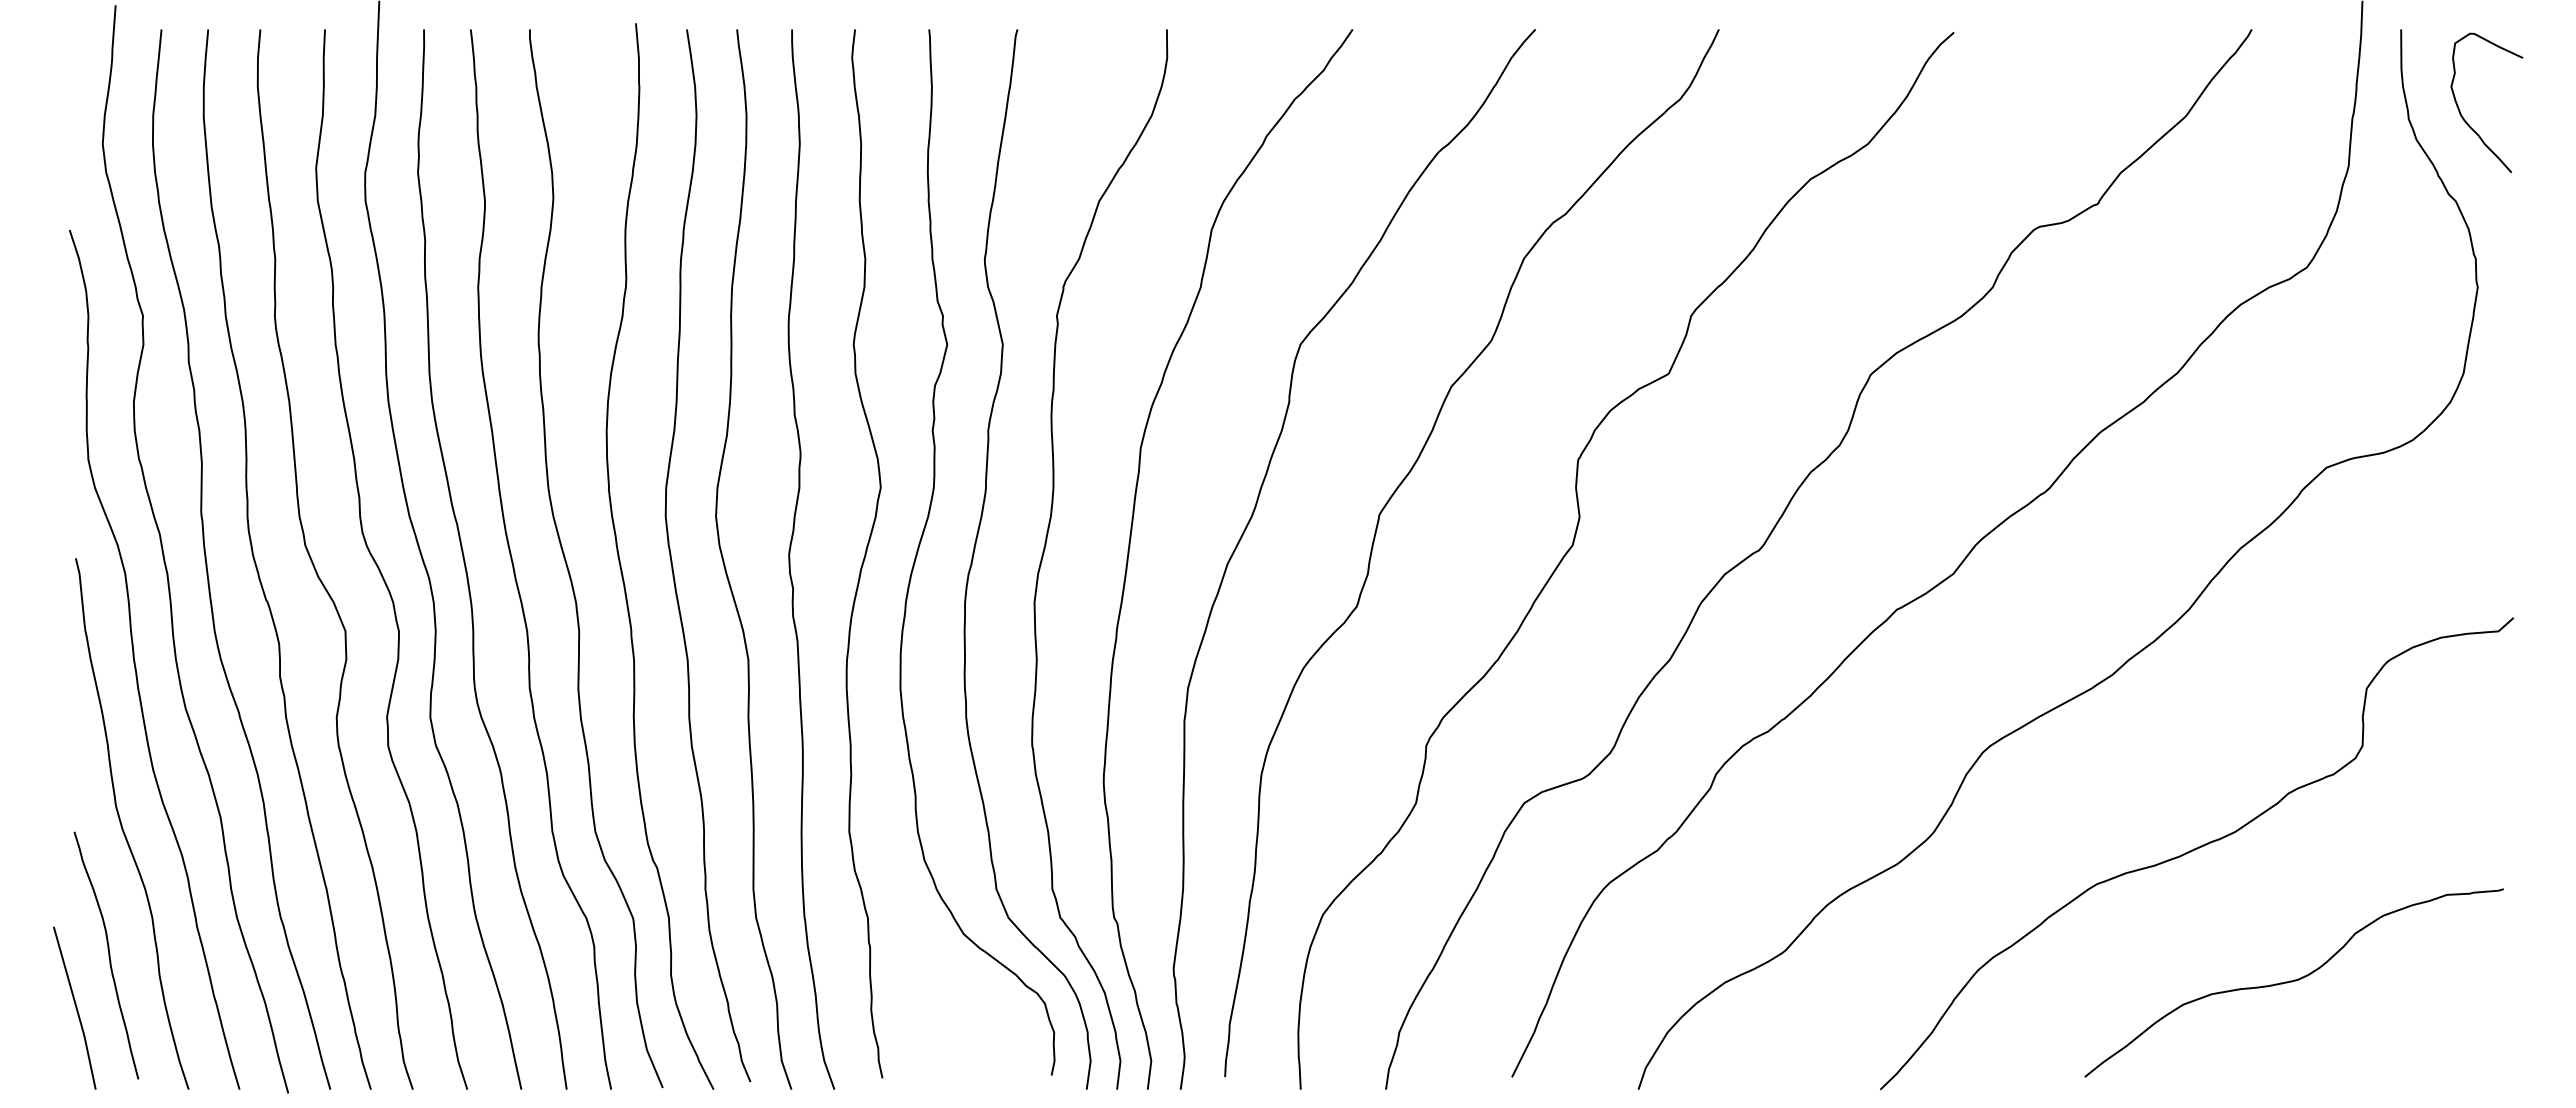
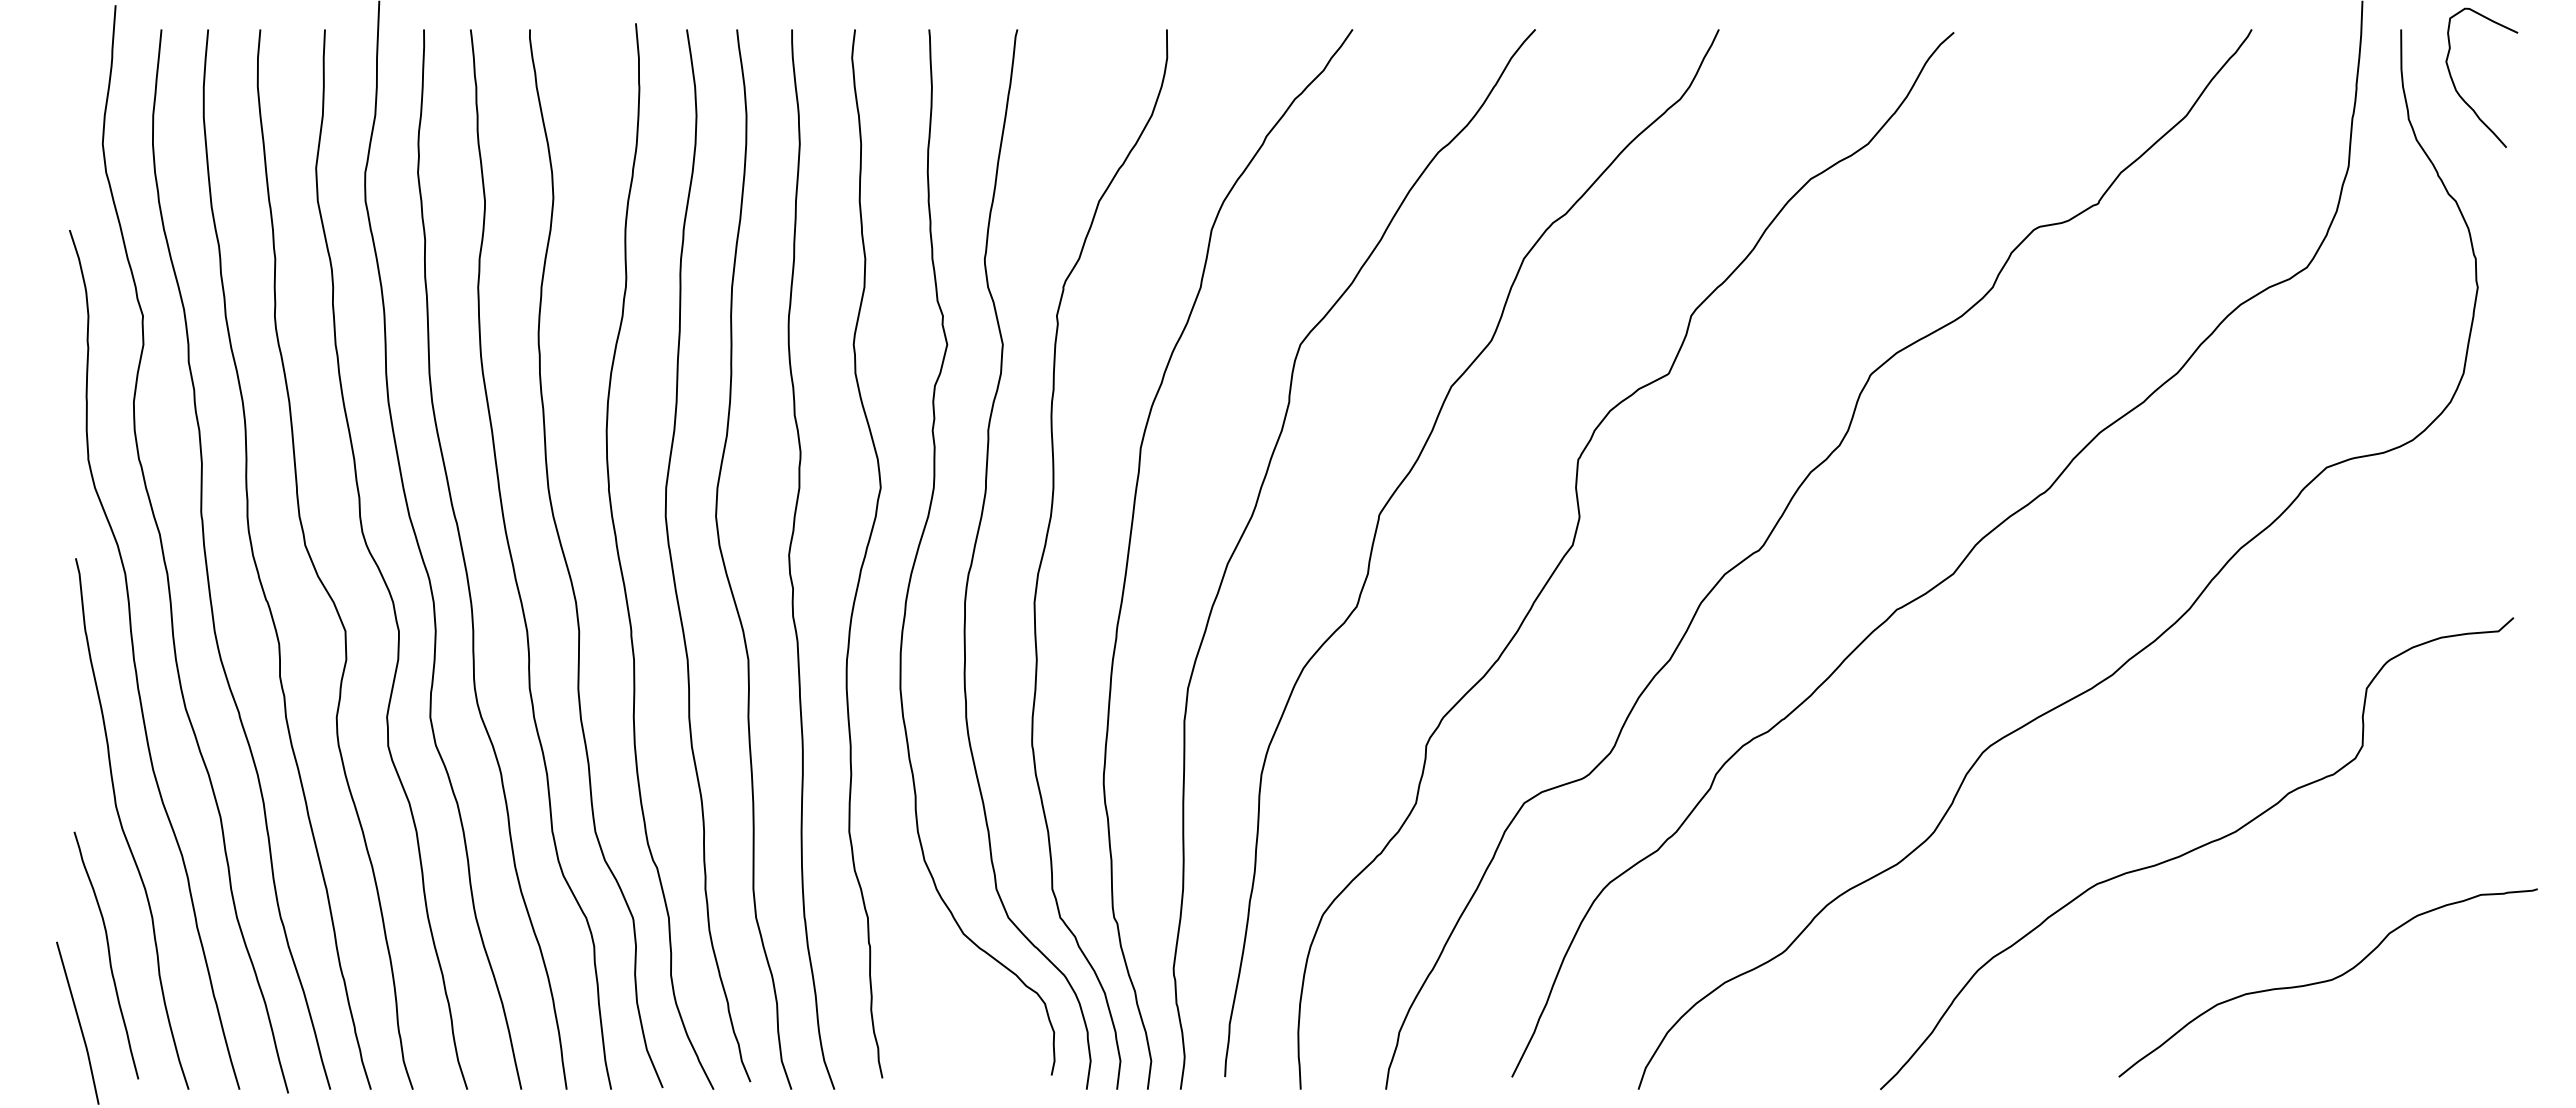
curve position: (2460, 110) -> (2455, 85) (2455, 85)
curve position: (2293, 981) -> (2327, 981) (2327, 981)
line position: (75, 1007) -> (78, 1022) (78, 1022)
